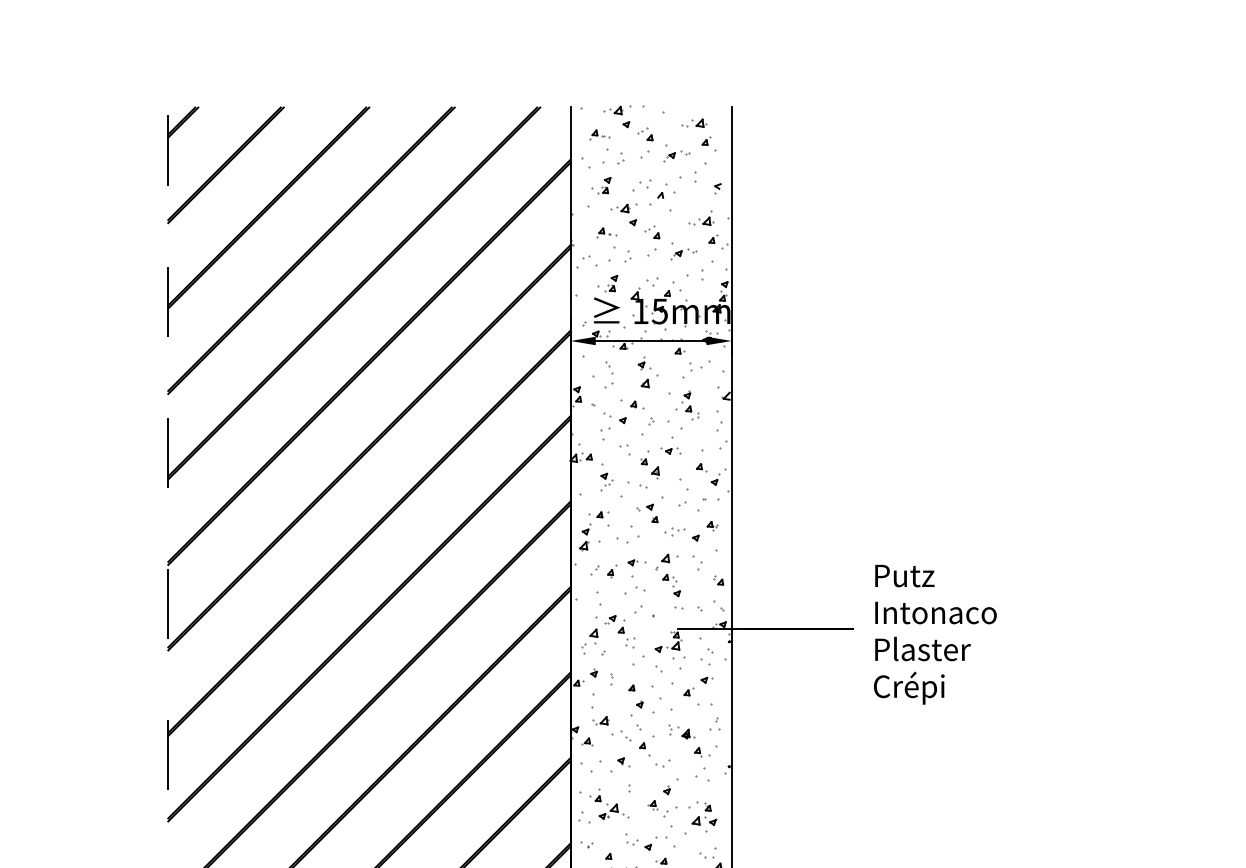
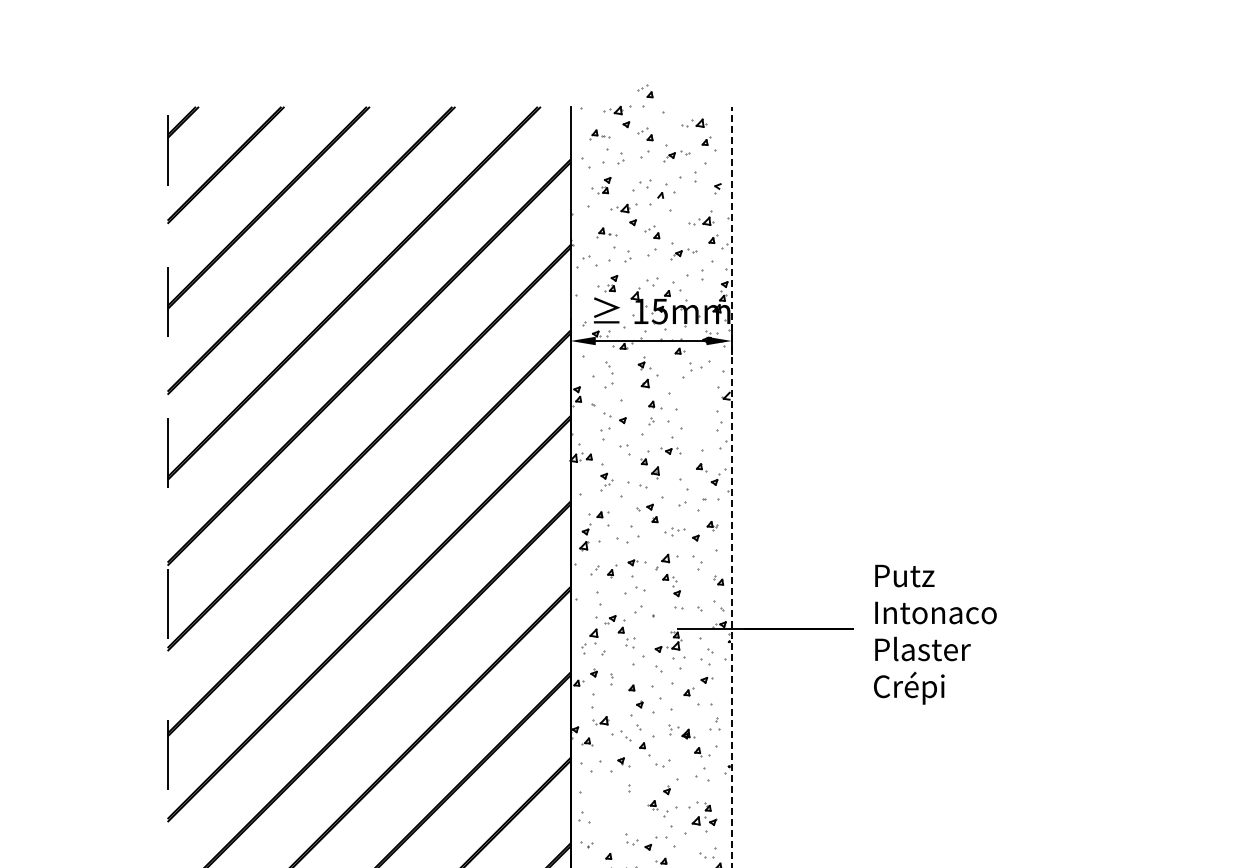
part: none -> present (645, 91)
part position: (637, 404) -> (655, 404) (655, 404)
part: present -> none (690, 405)
line: solid -> dashed (731, 486)
part: present -> none (609, 803)
